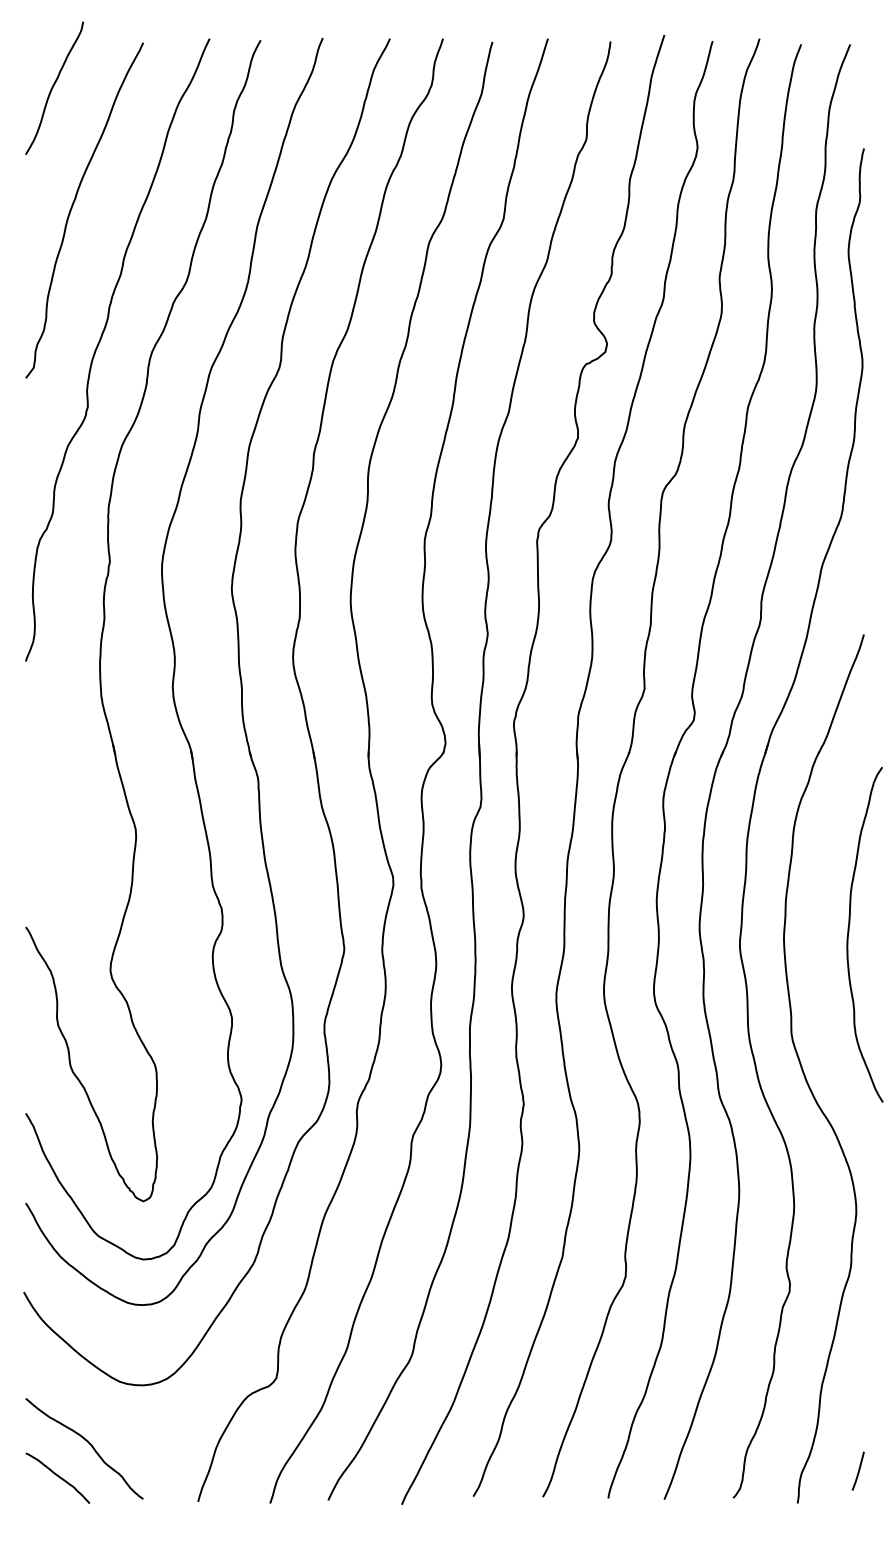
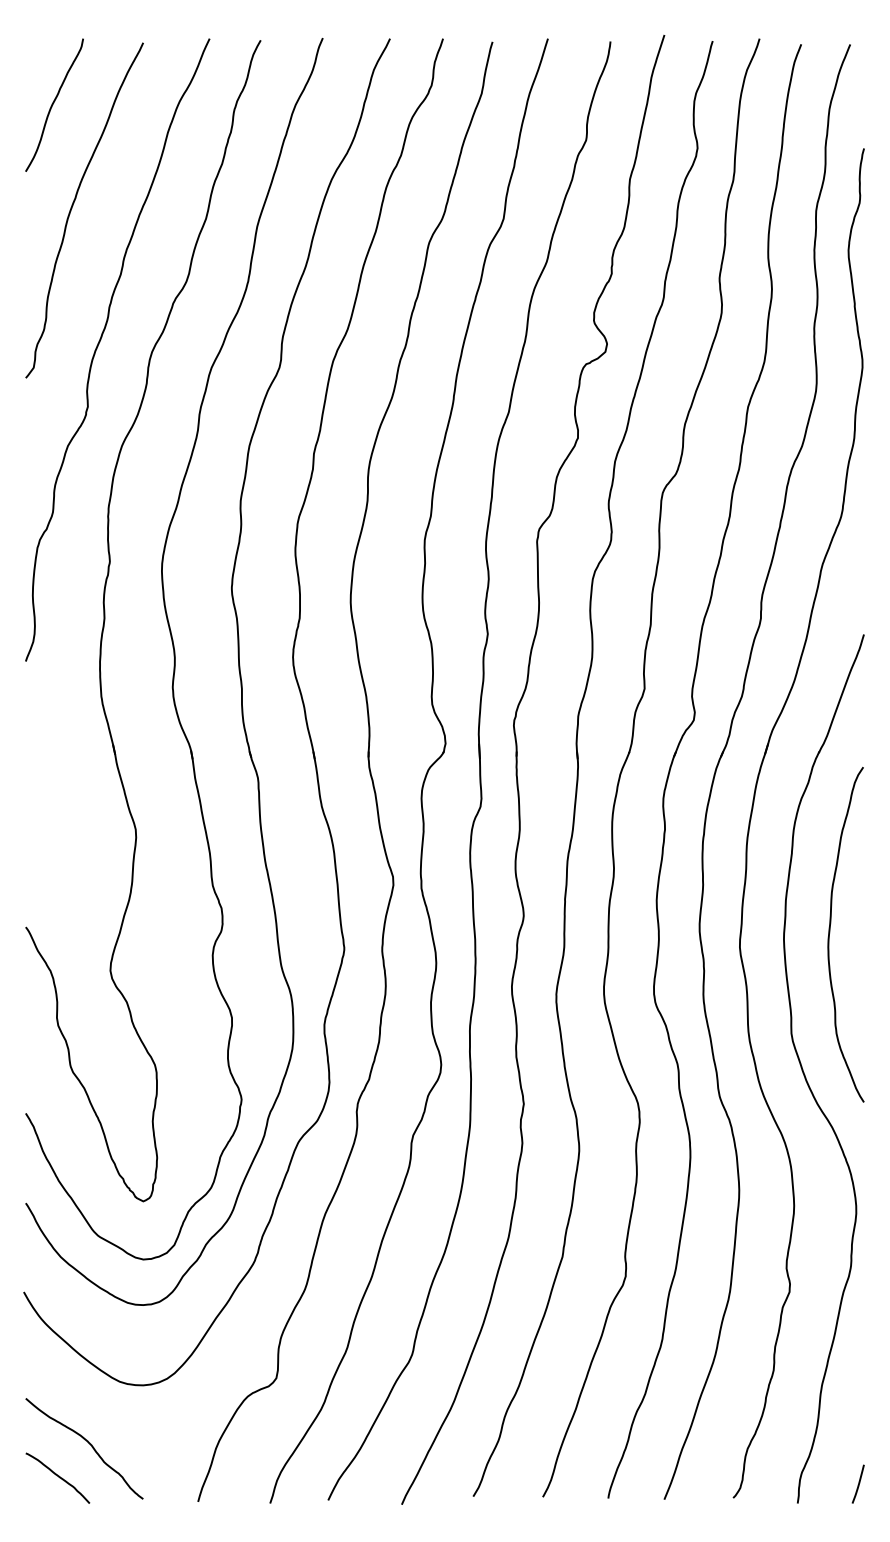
curve position: (54, 86) -> (54, 103) (54, 103)
curve position: (849, 933) -> (830, 933) (830, 933)
line position: (858, 1470) -> (858, 1483) (858, 1483)
